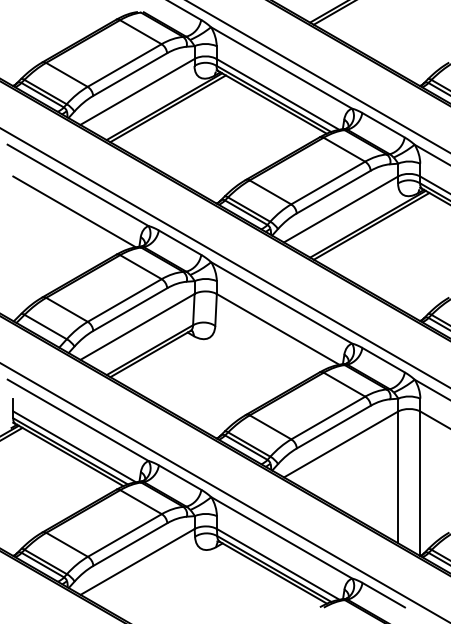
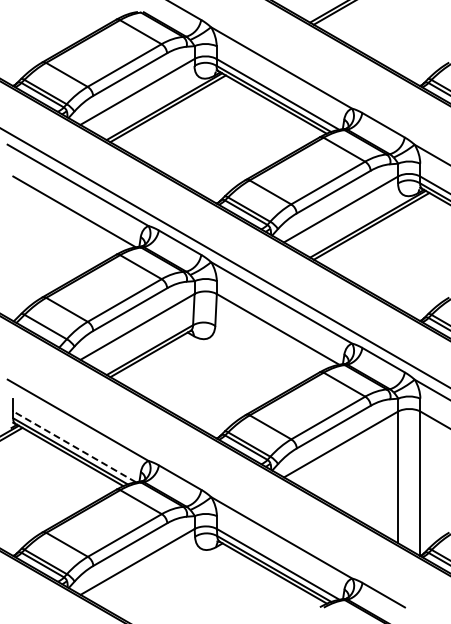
line: present -> none (318, 76)
line: solid -> dashed (74, 446)
line: present -> none (224, 492)
